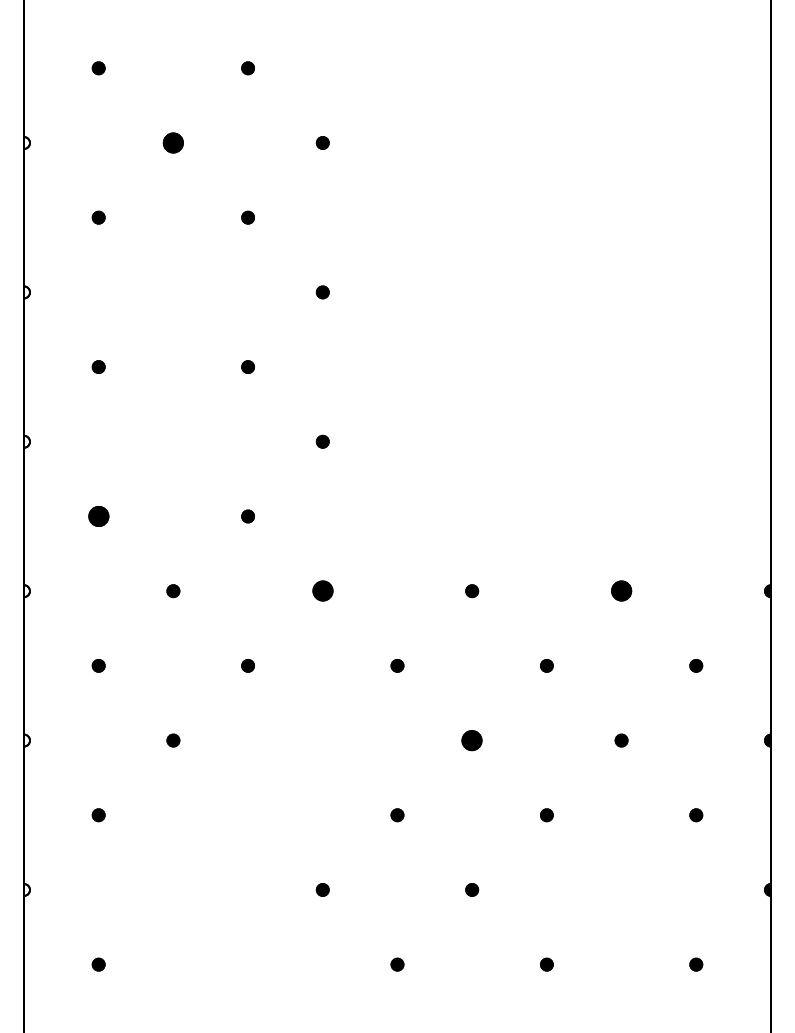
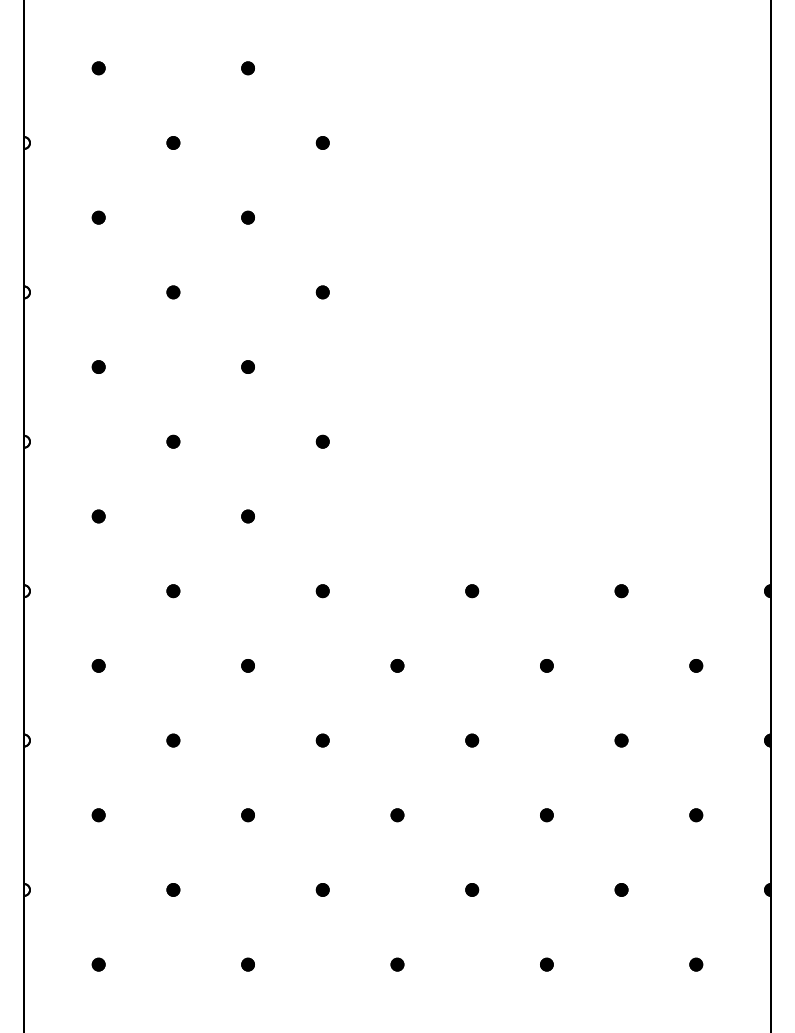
part size: 22x22 px -> 15x14 px (173, 142)
part: none -> present (173, 292)
part: none -> present (173, 441)
part size: 22x21 px -> 15x15 px (98, 516)
part size: 22x22 px -> 15x15 px (322, 591)
part size: 22x22 px -> 15x15 px (621, 591)
part: none -> present (322, 740)
part size: 22x22 px -> 15x15 px (472, 740)
part: none -> present (247, 815)
part: none -> present (173, 889)
part: none -> present (621, 889)
part: none -> present (247, 964)
